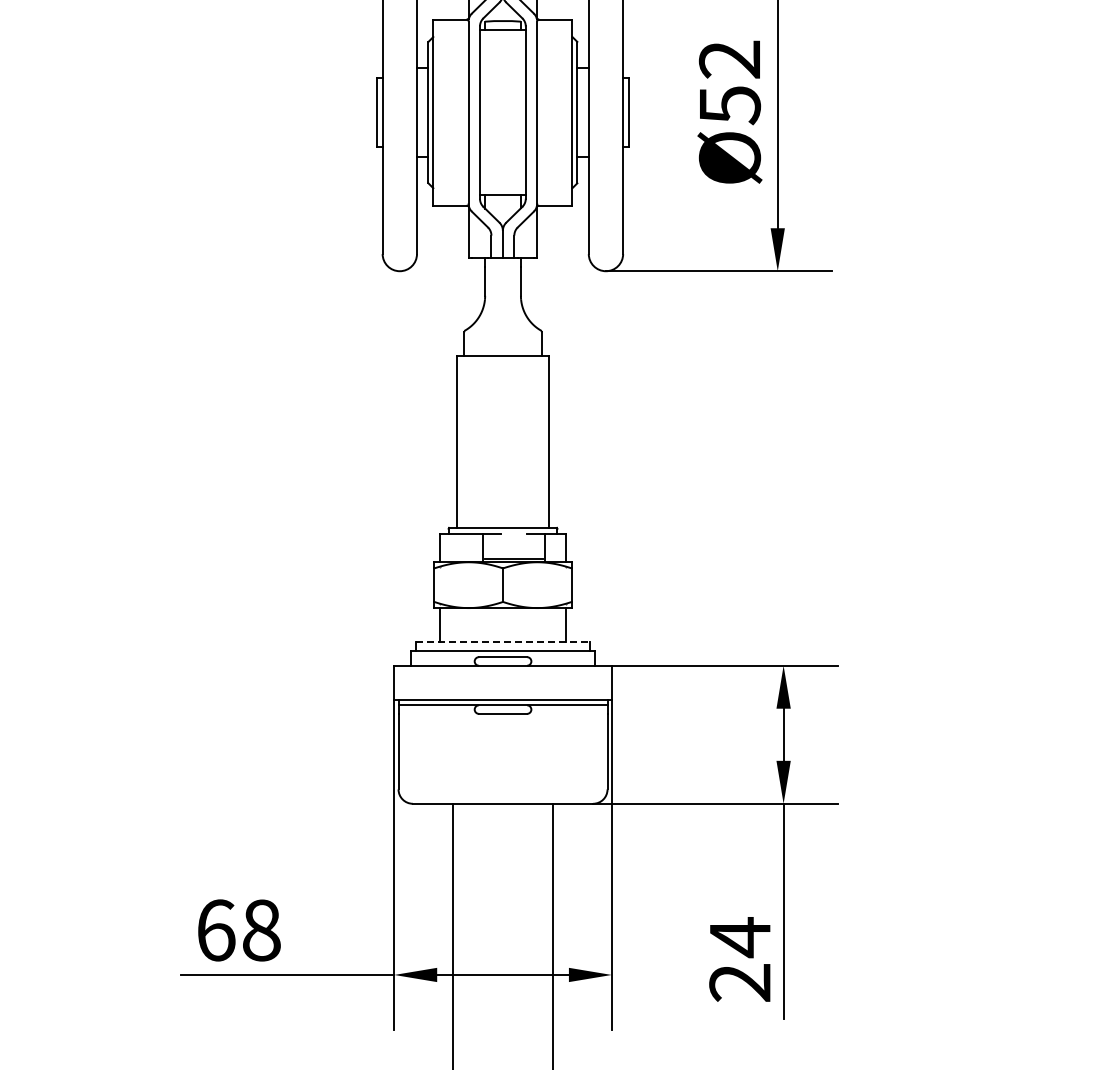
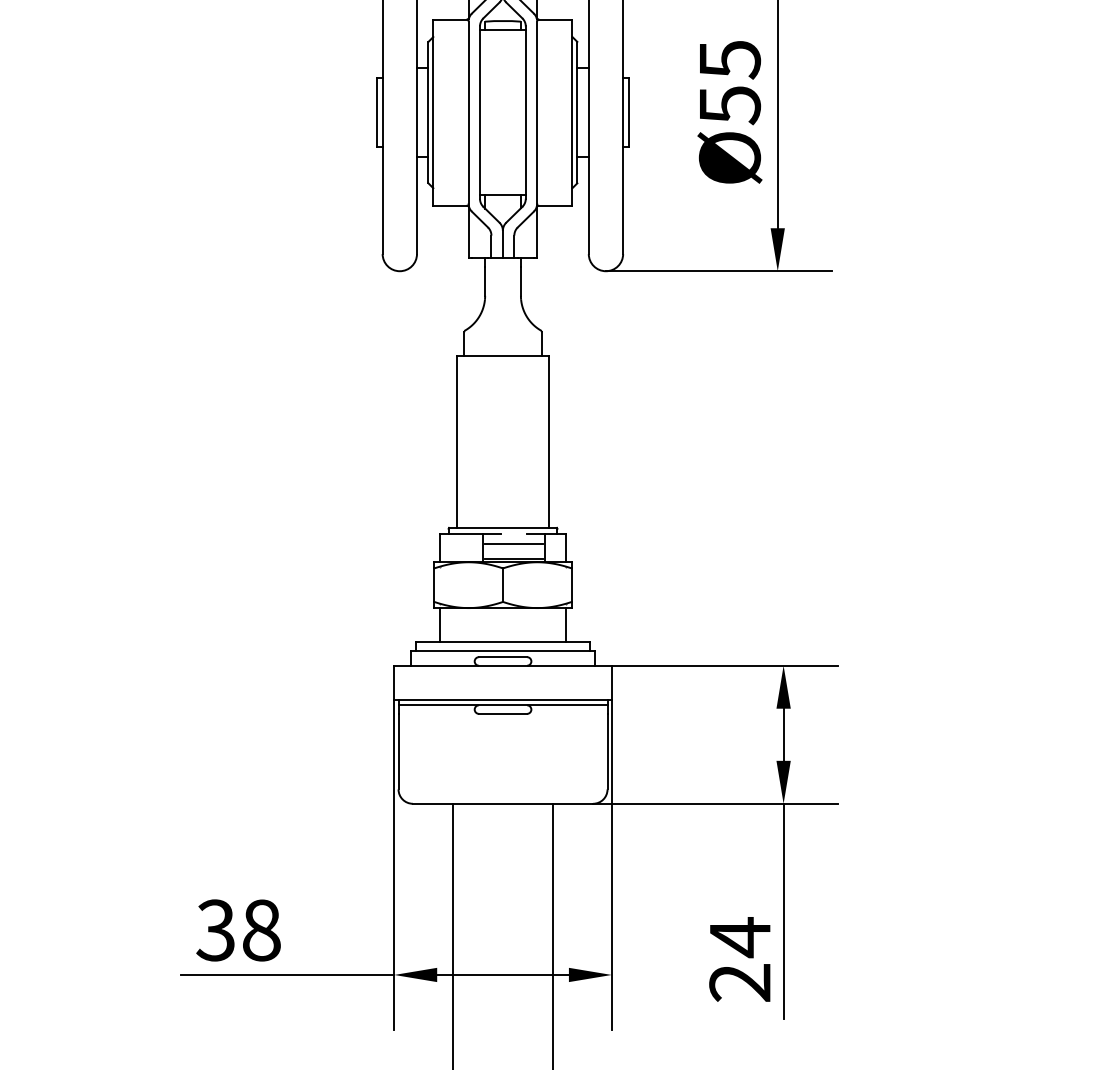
text: 52 -> 55 (729, 59)
line: none -> present (513, 543)
line: dashed -> solid (503, 642)
text: 68 -> 38 (215, 930)
